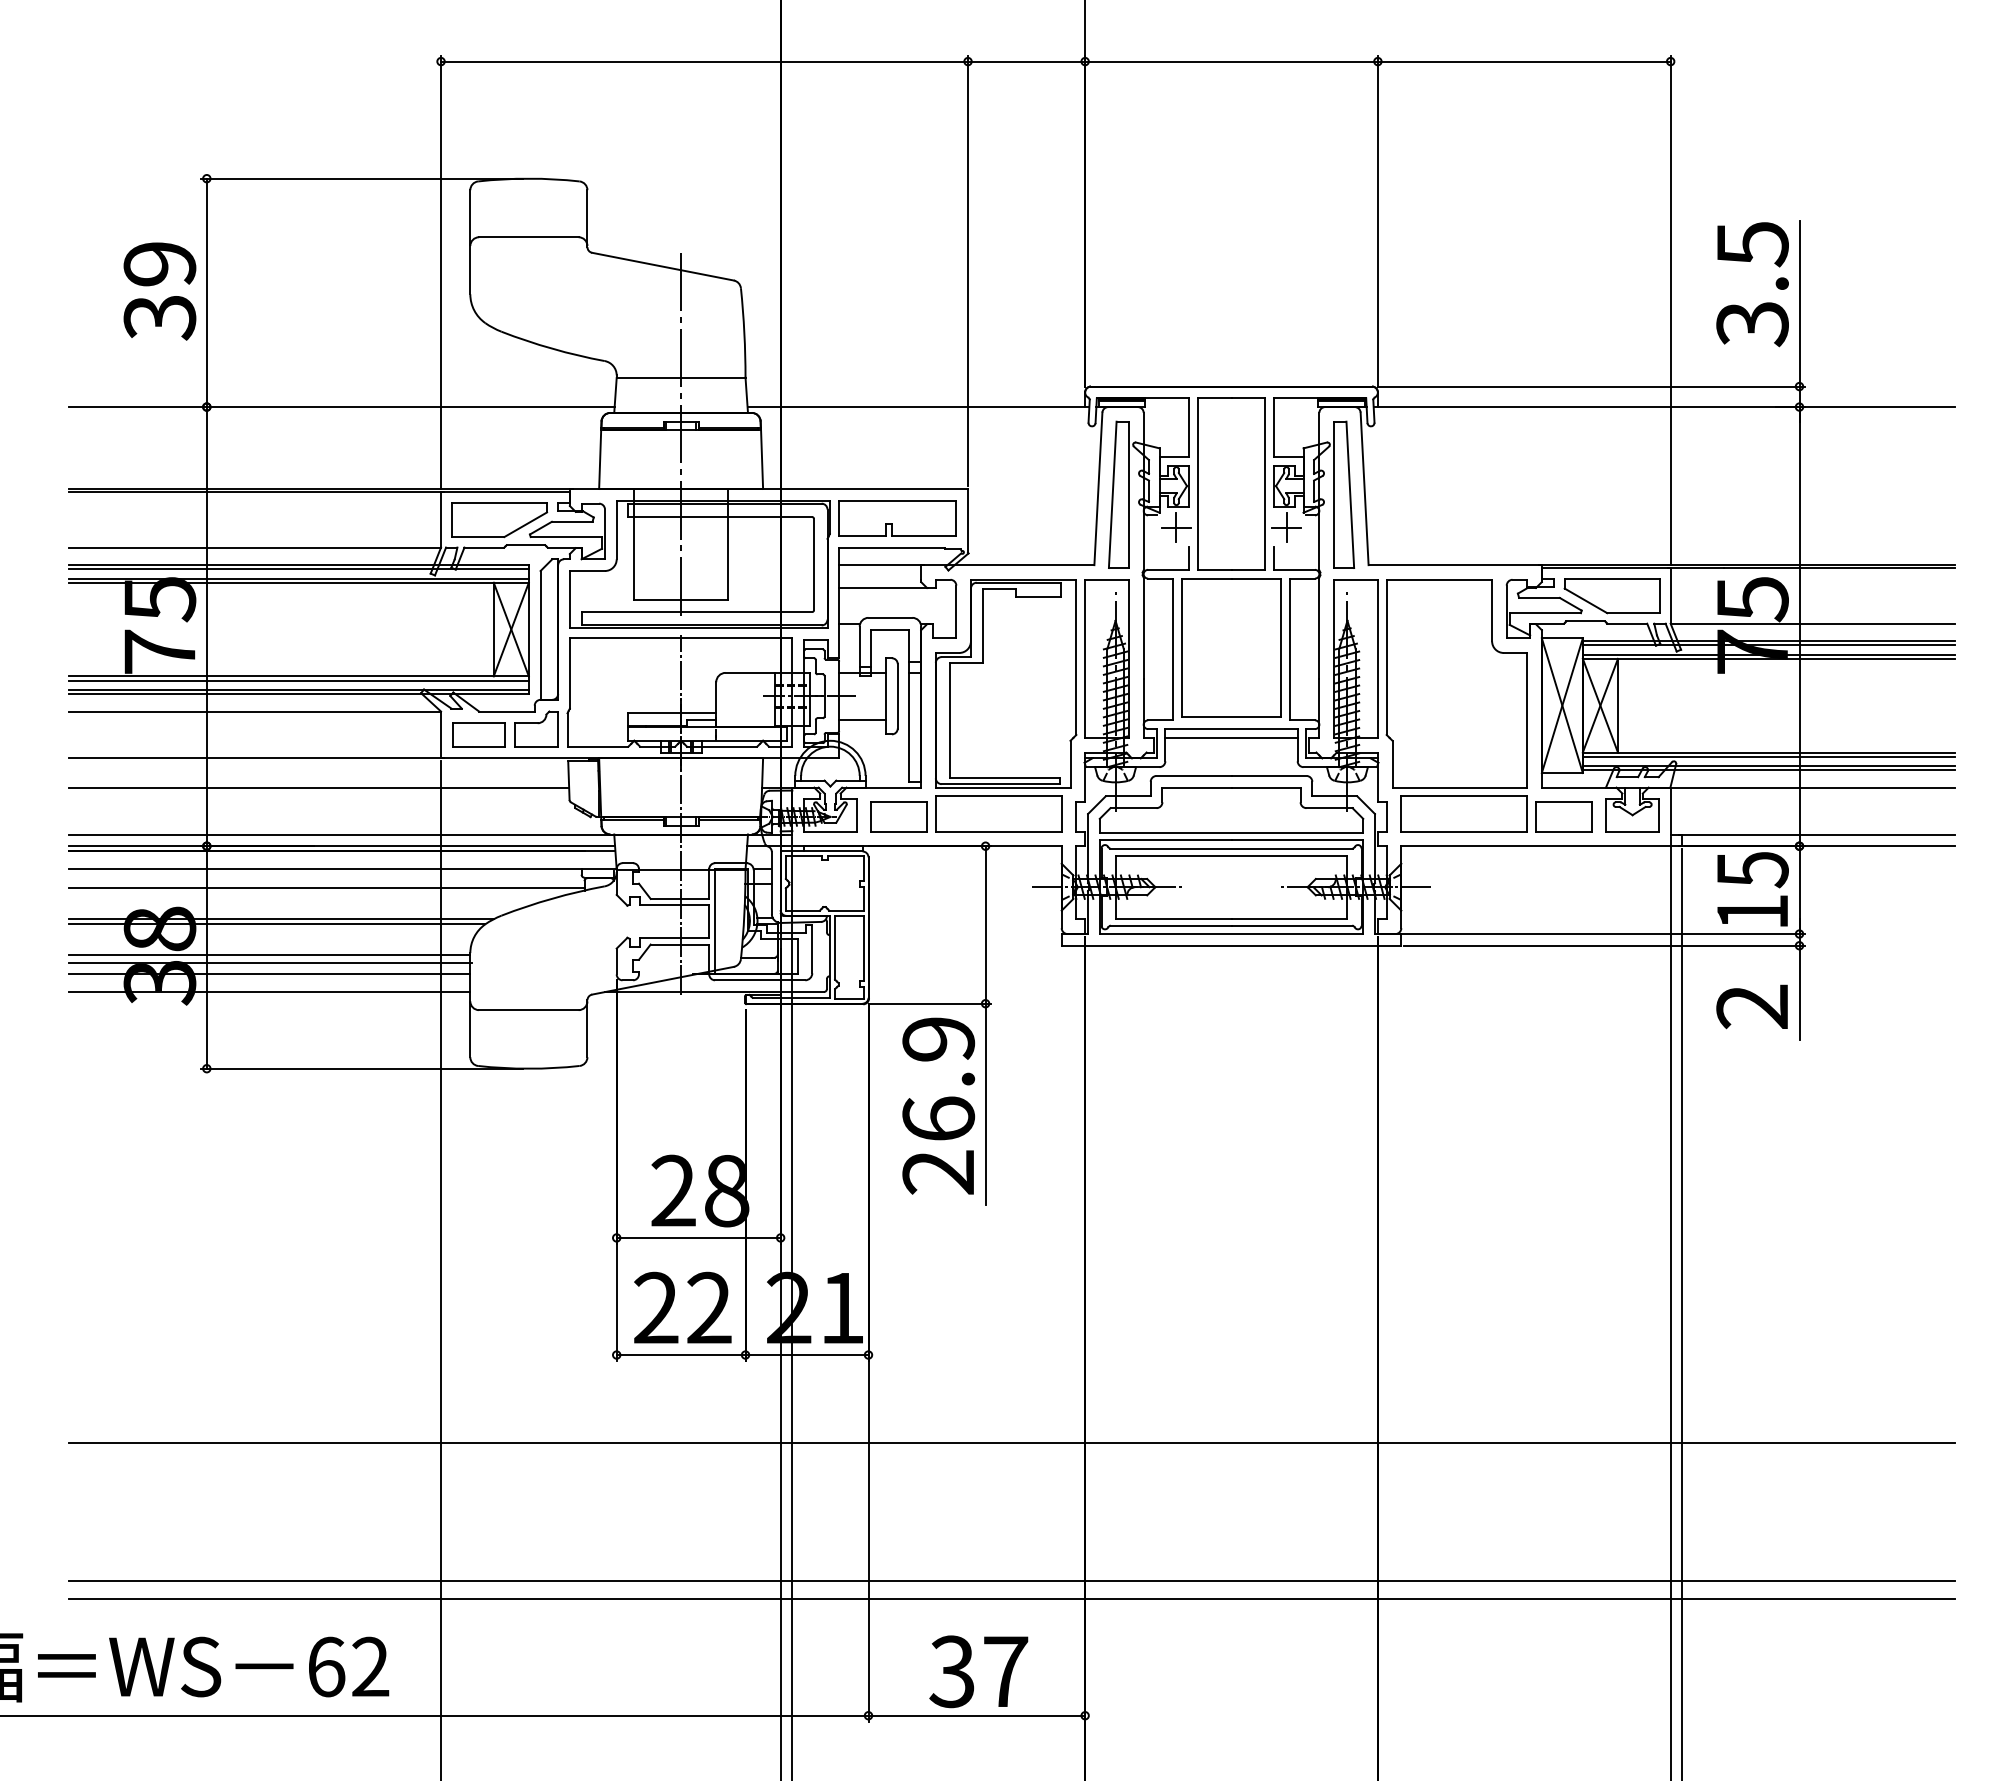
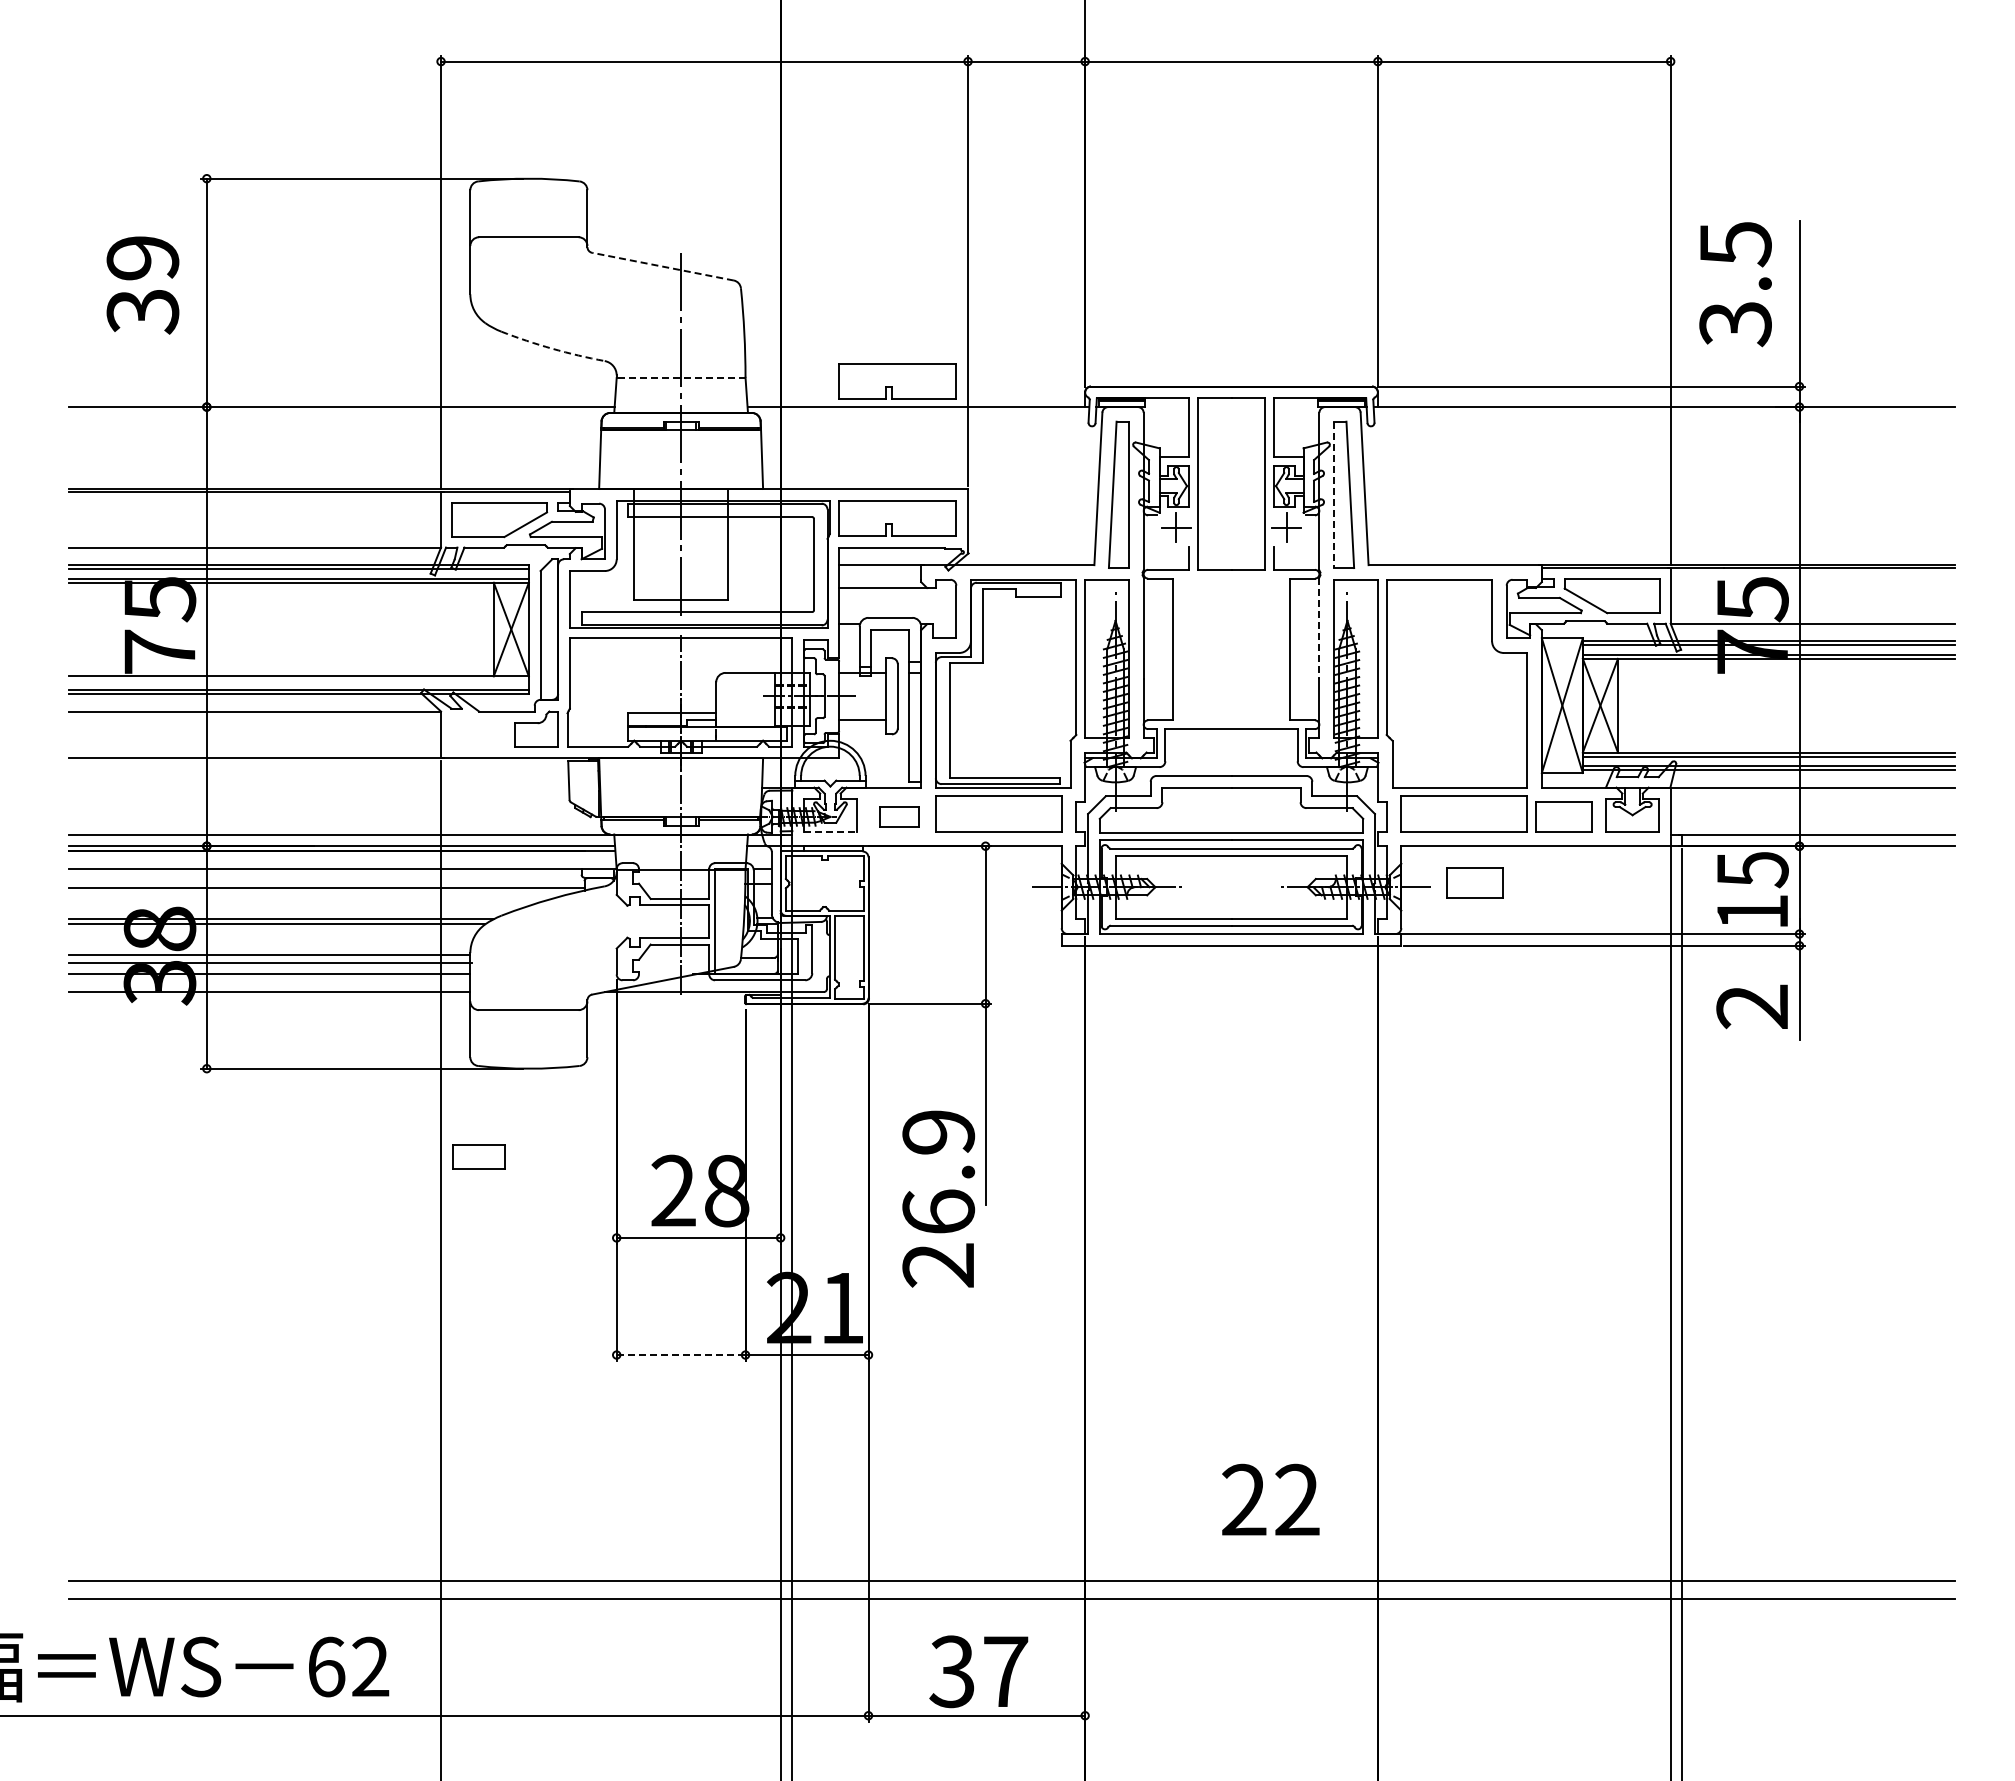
line: solid -> dashed (662, 266)
text position: (1752, 284) -> (1735, 284) (1735, 284)
text position: (159, 291) -> (142, 285) (142, 285)
arc: solid -> dashed (552, 348)
line: solid -> dashed (680, 377)
part: none -> present (897, 381)
line: solid -> dashed (1333, 495)
line: solid -> dashed (1319, 628)
part: present -> none (1231, 647)
line: present -> none (298, 680)
part position: (478, 734) -> (478, 1156) (478, 1156)
line: present -> none (1231, 737)
line: present -> none (319, 787)
part size: 58x32 px -> 41x22 px (899, 816)
line: solid -> dashed (830, 831)
part: none -> present (1474, 882)
text position: (938, 1105) -> (938, 1198) (938, 1198)
text position: (682, 1307) -> (1270, 1499) (1270, 1499)
line: solid -> dashed (681, 1355)
line: present -> none (1011, 1443)
